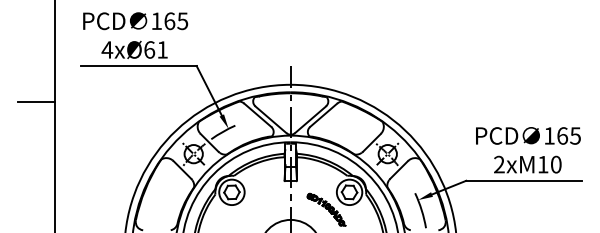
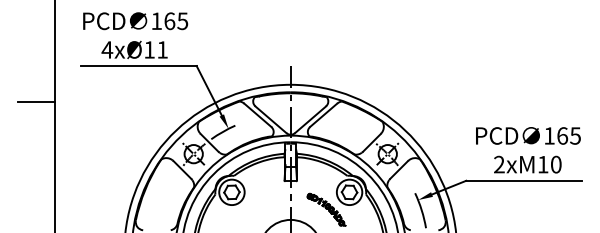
text: 4xØ61 -> 4xØ11 (149, 49)
